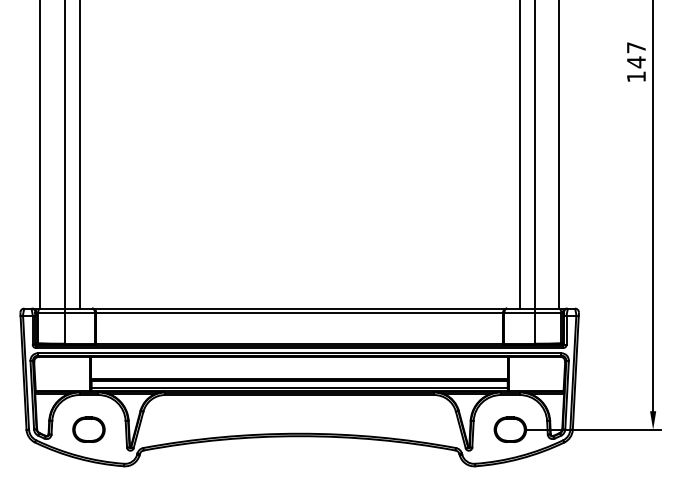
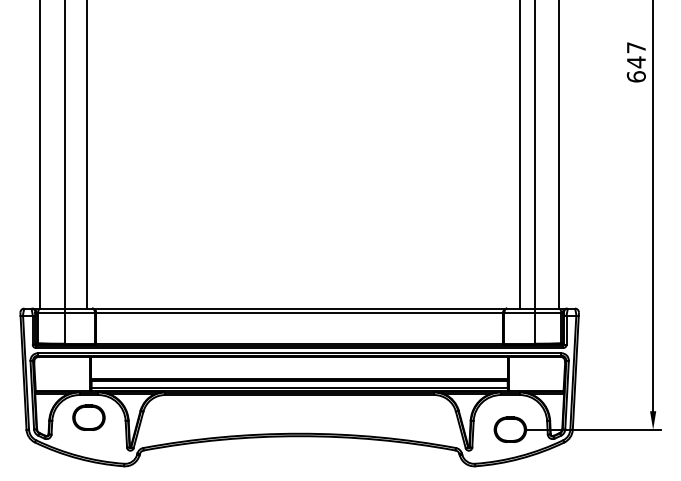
text: 147 -> 647 (635, 76)
line position: (79, 155) -> (86, 155) (86, 155)
part position: (88, 429) -> (88, 417) (88, 417)
